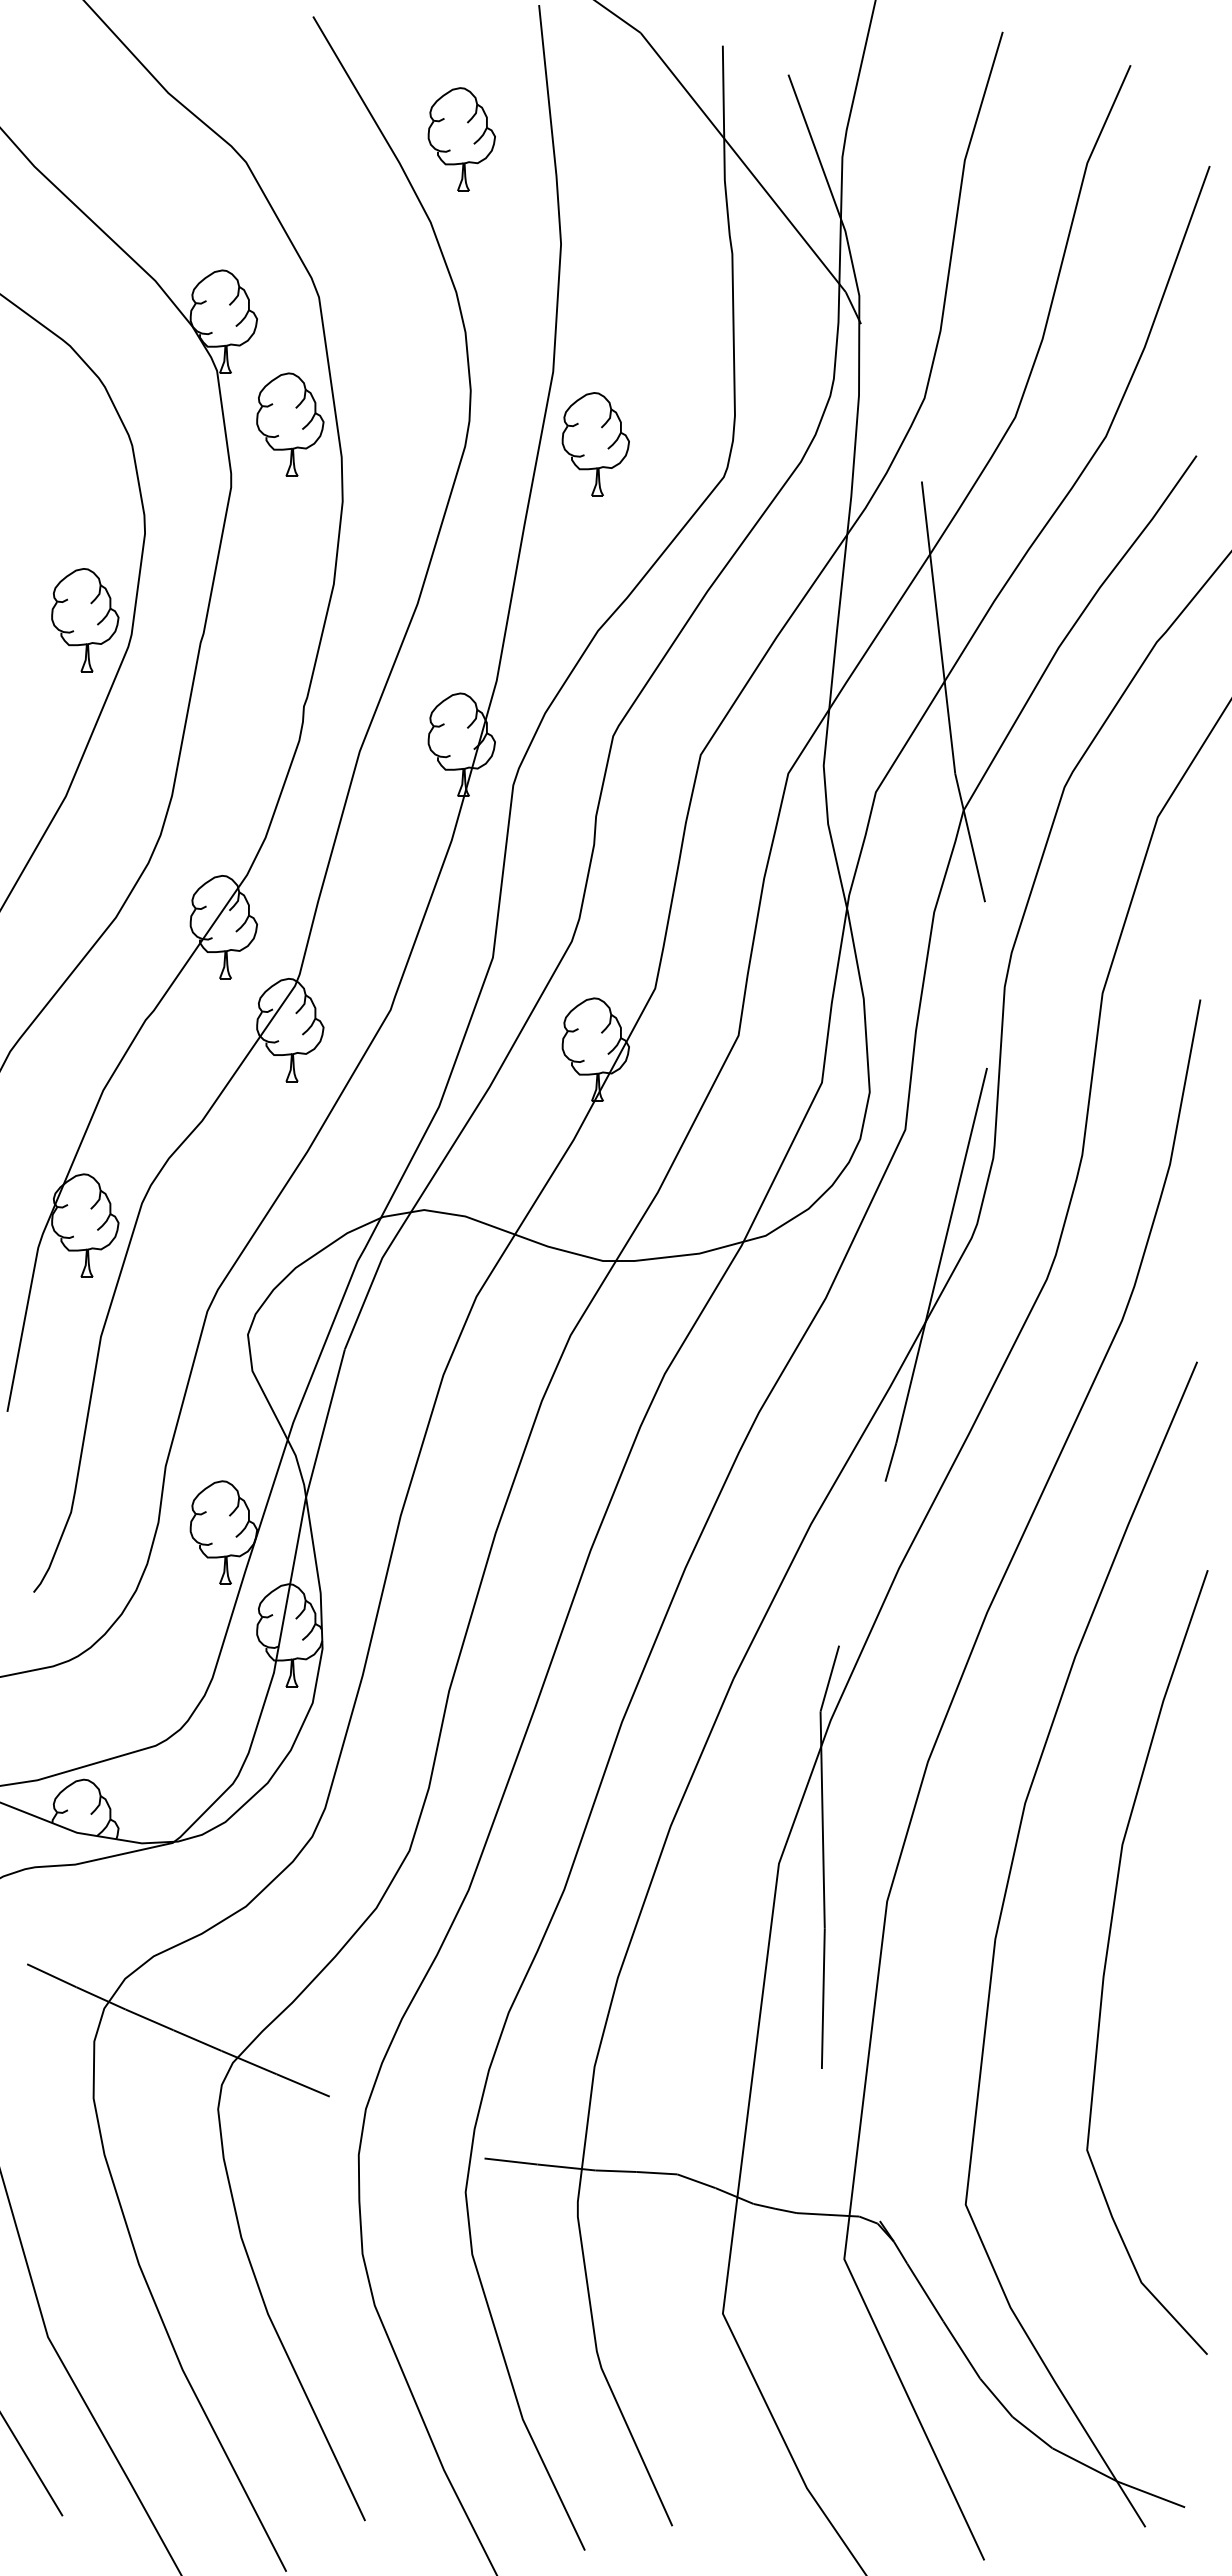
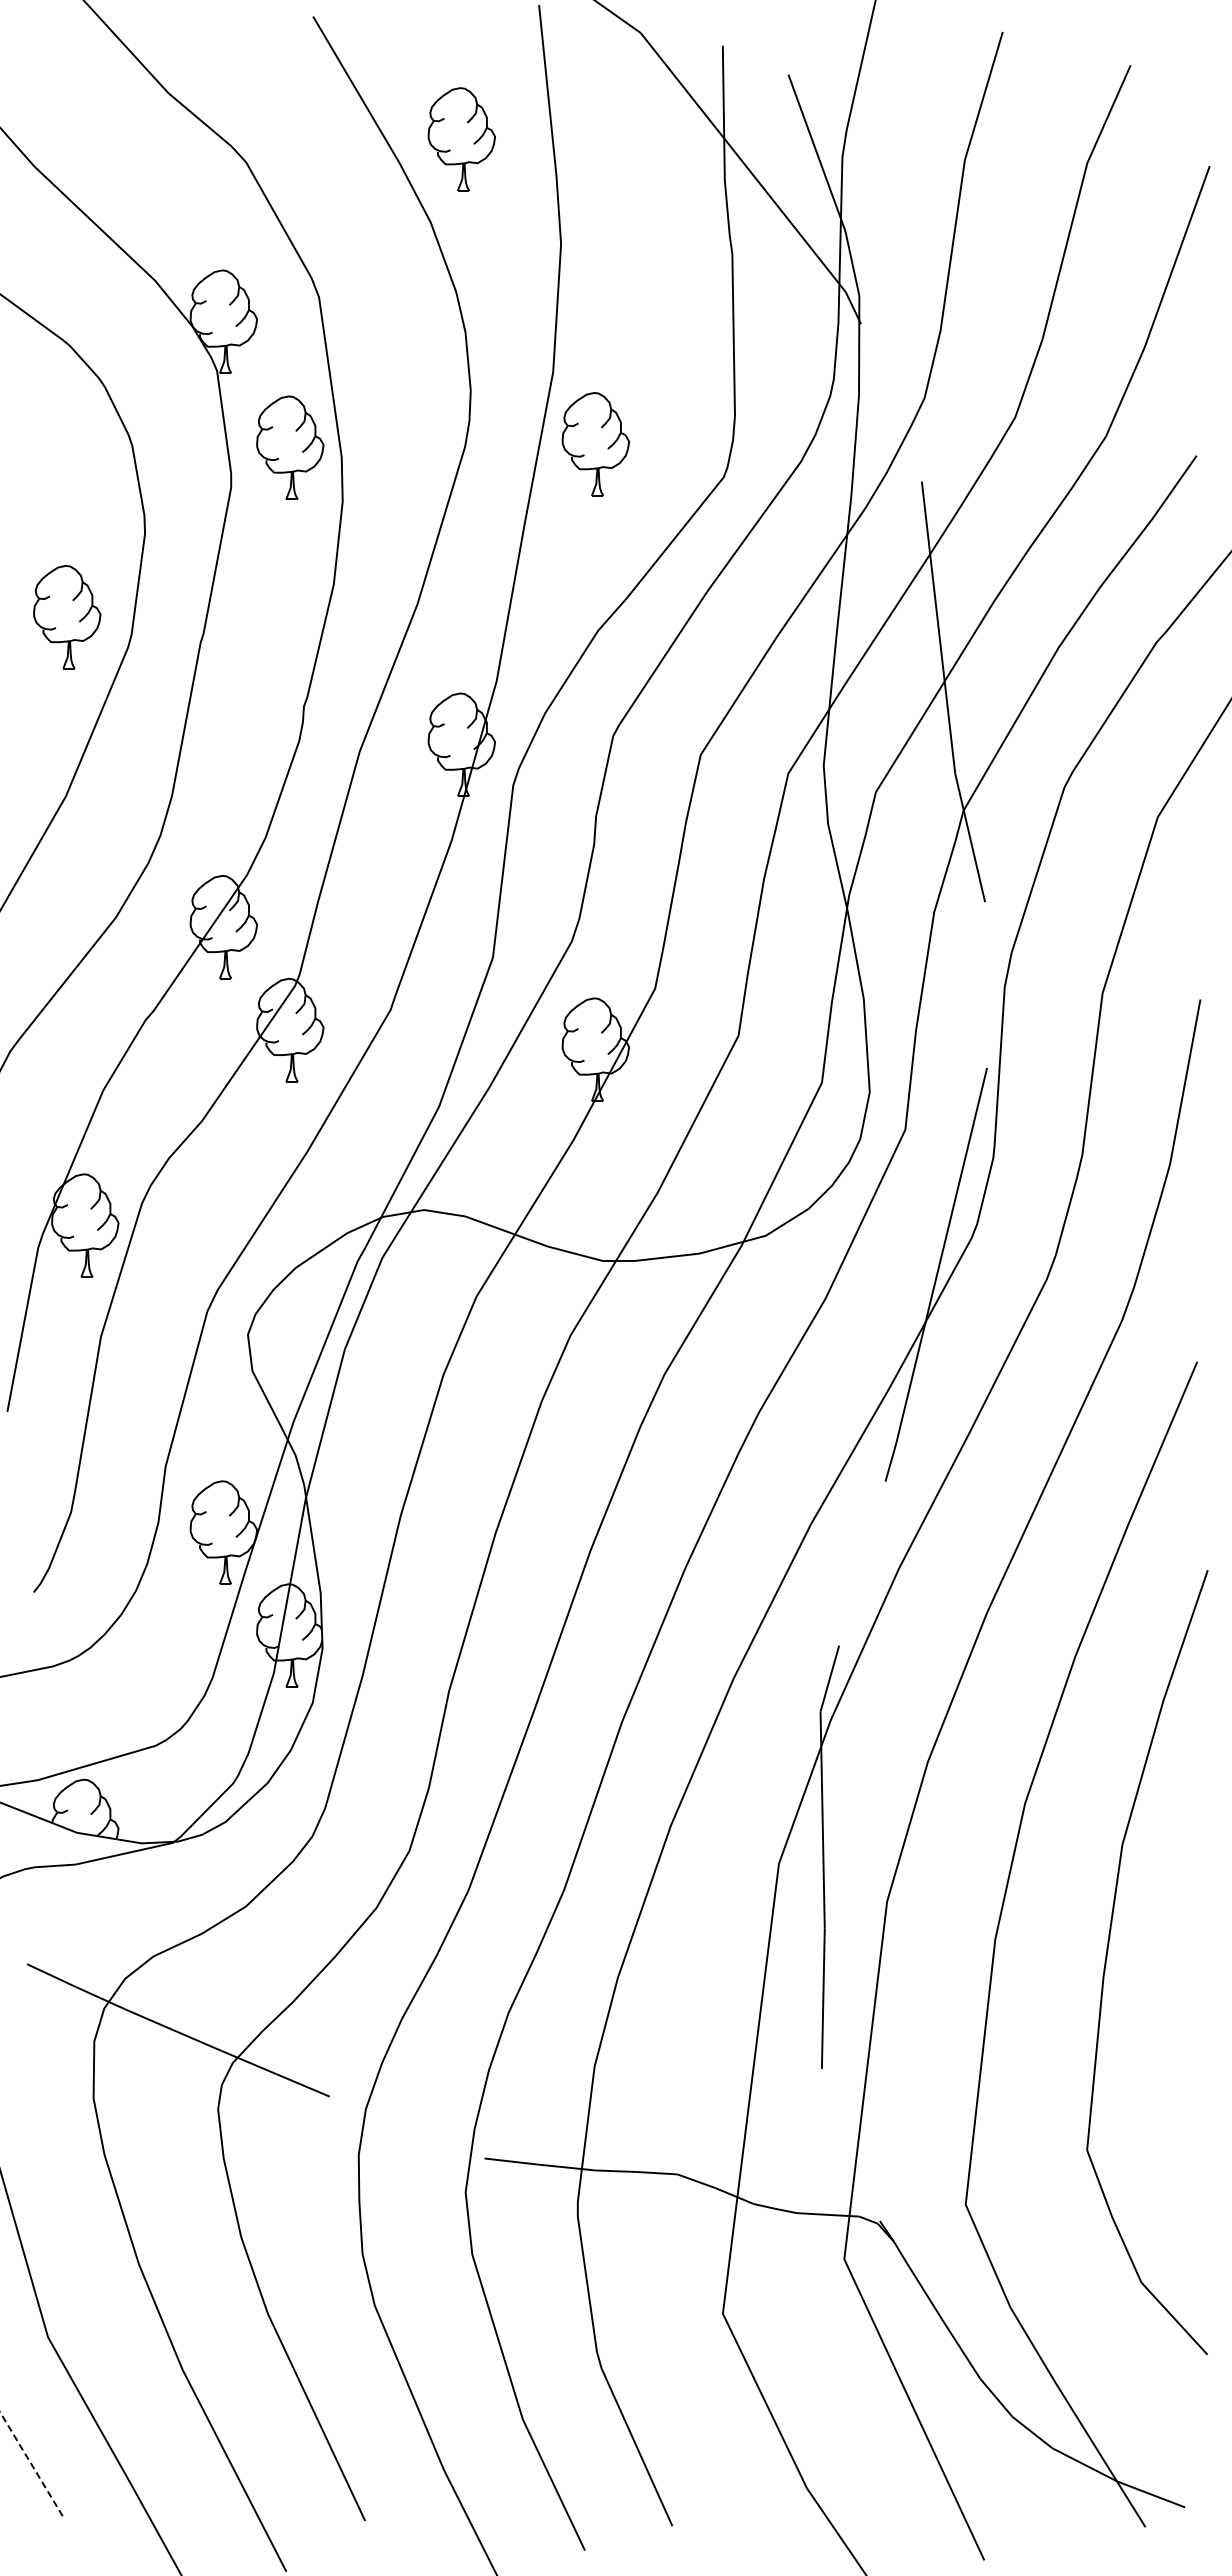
part position: (290, 424) -> (290, 447) (290, 447)
part position: (85, 620) -> (67, 617) (67, 617)
line: solid -> dashed (31, 2464)
